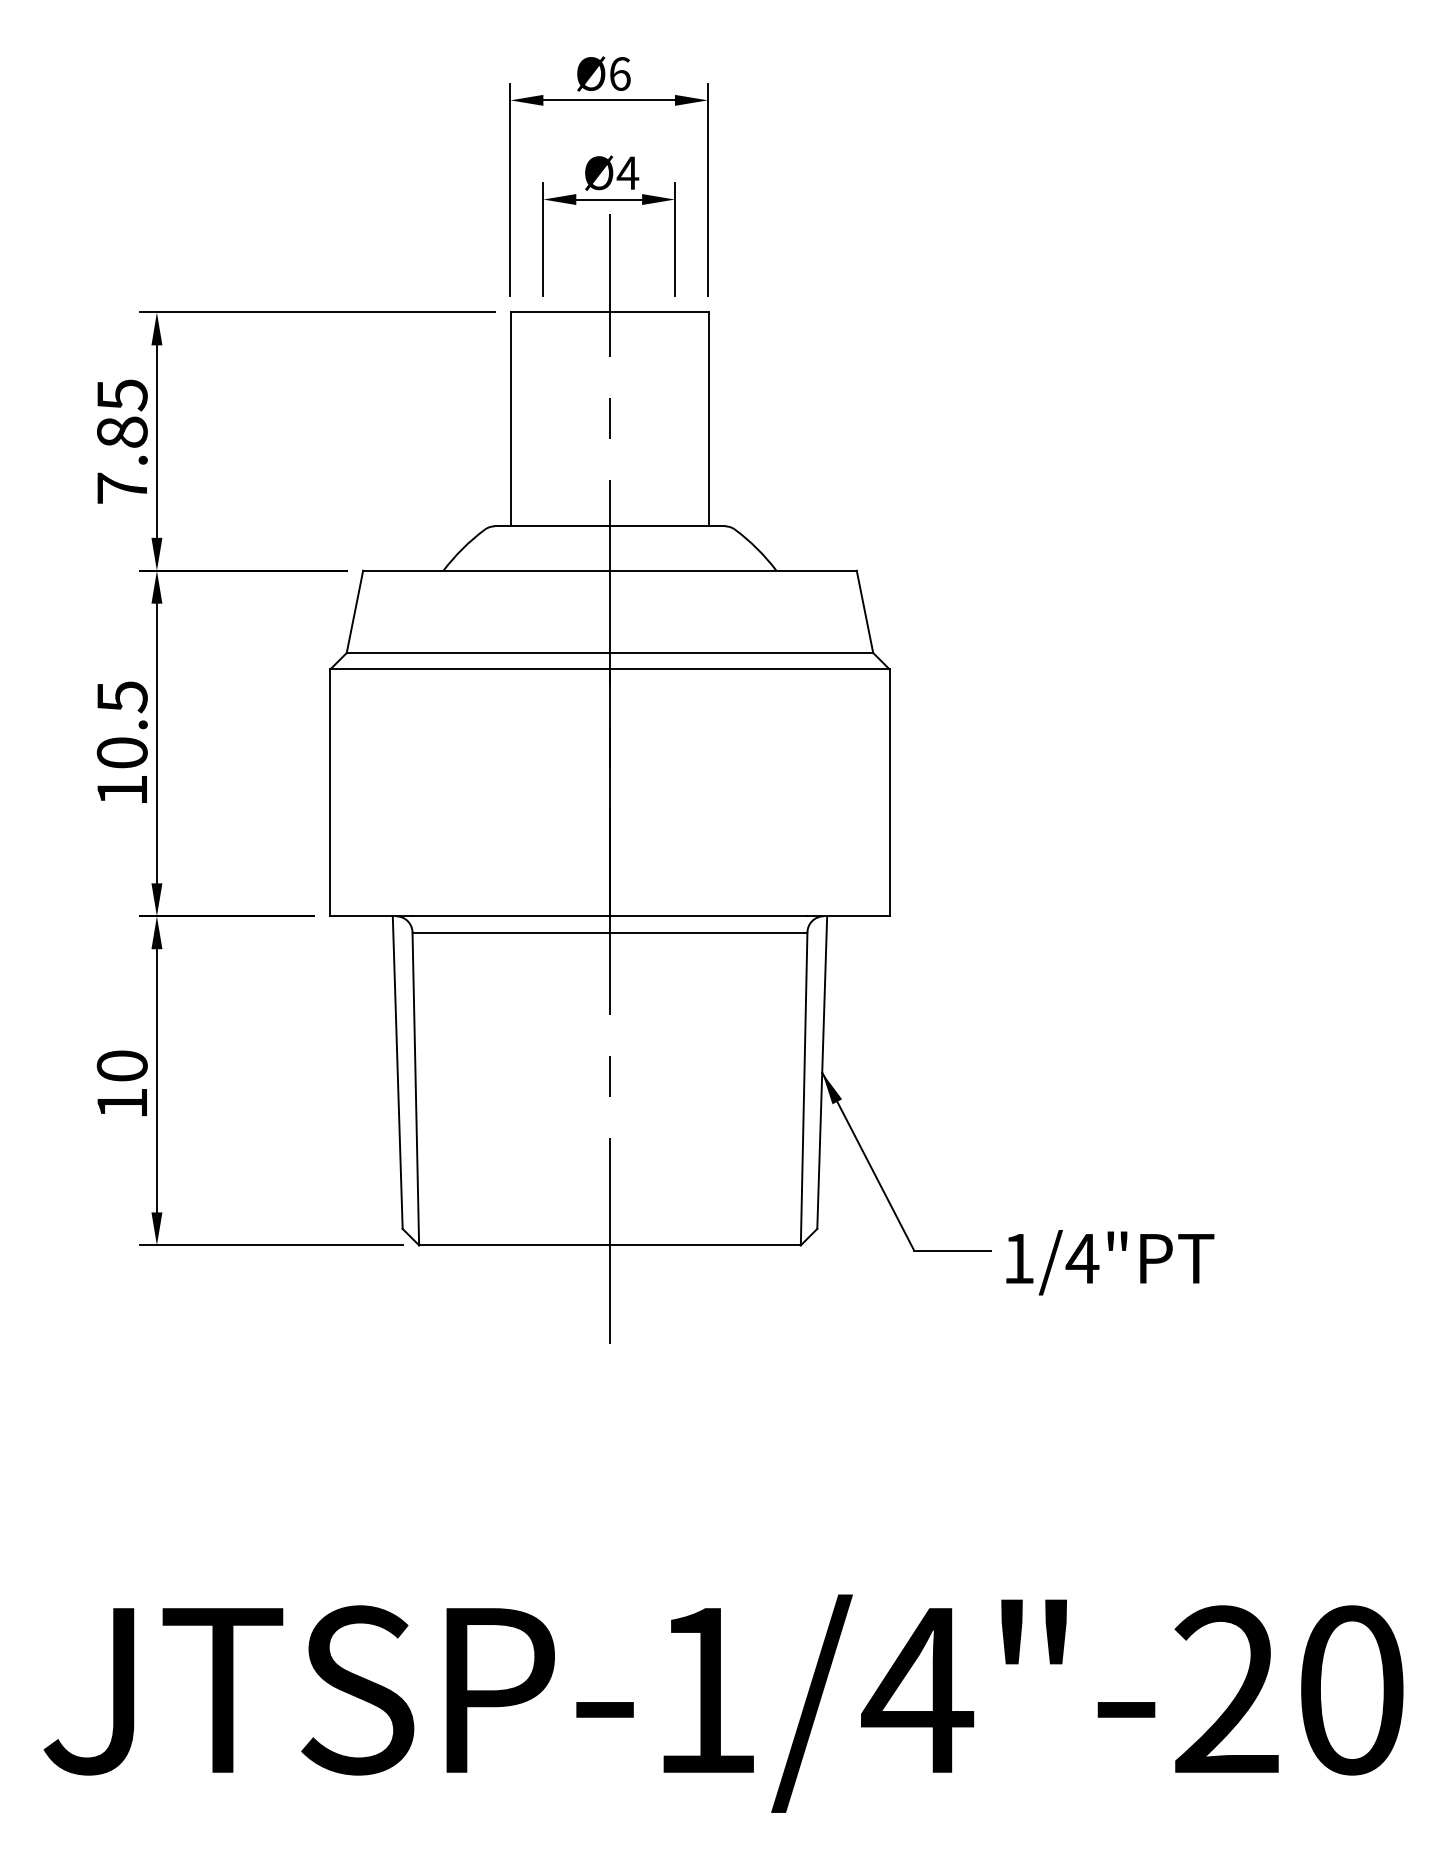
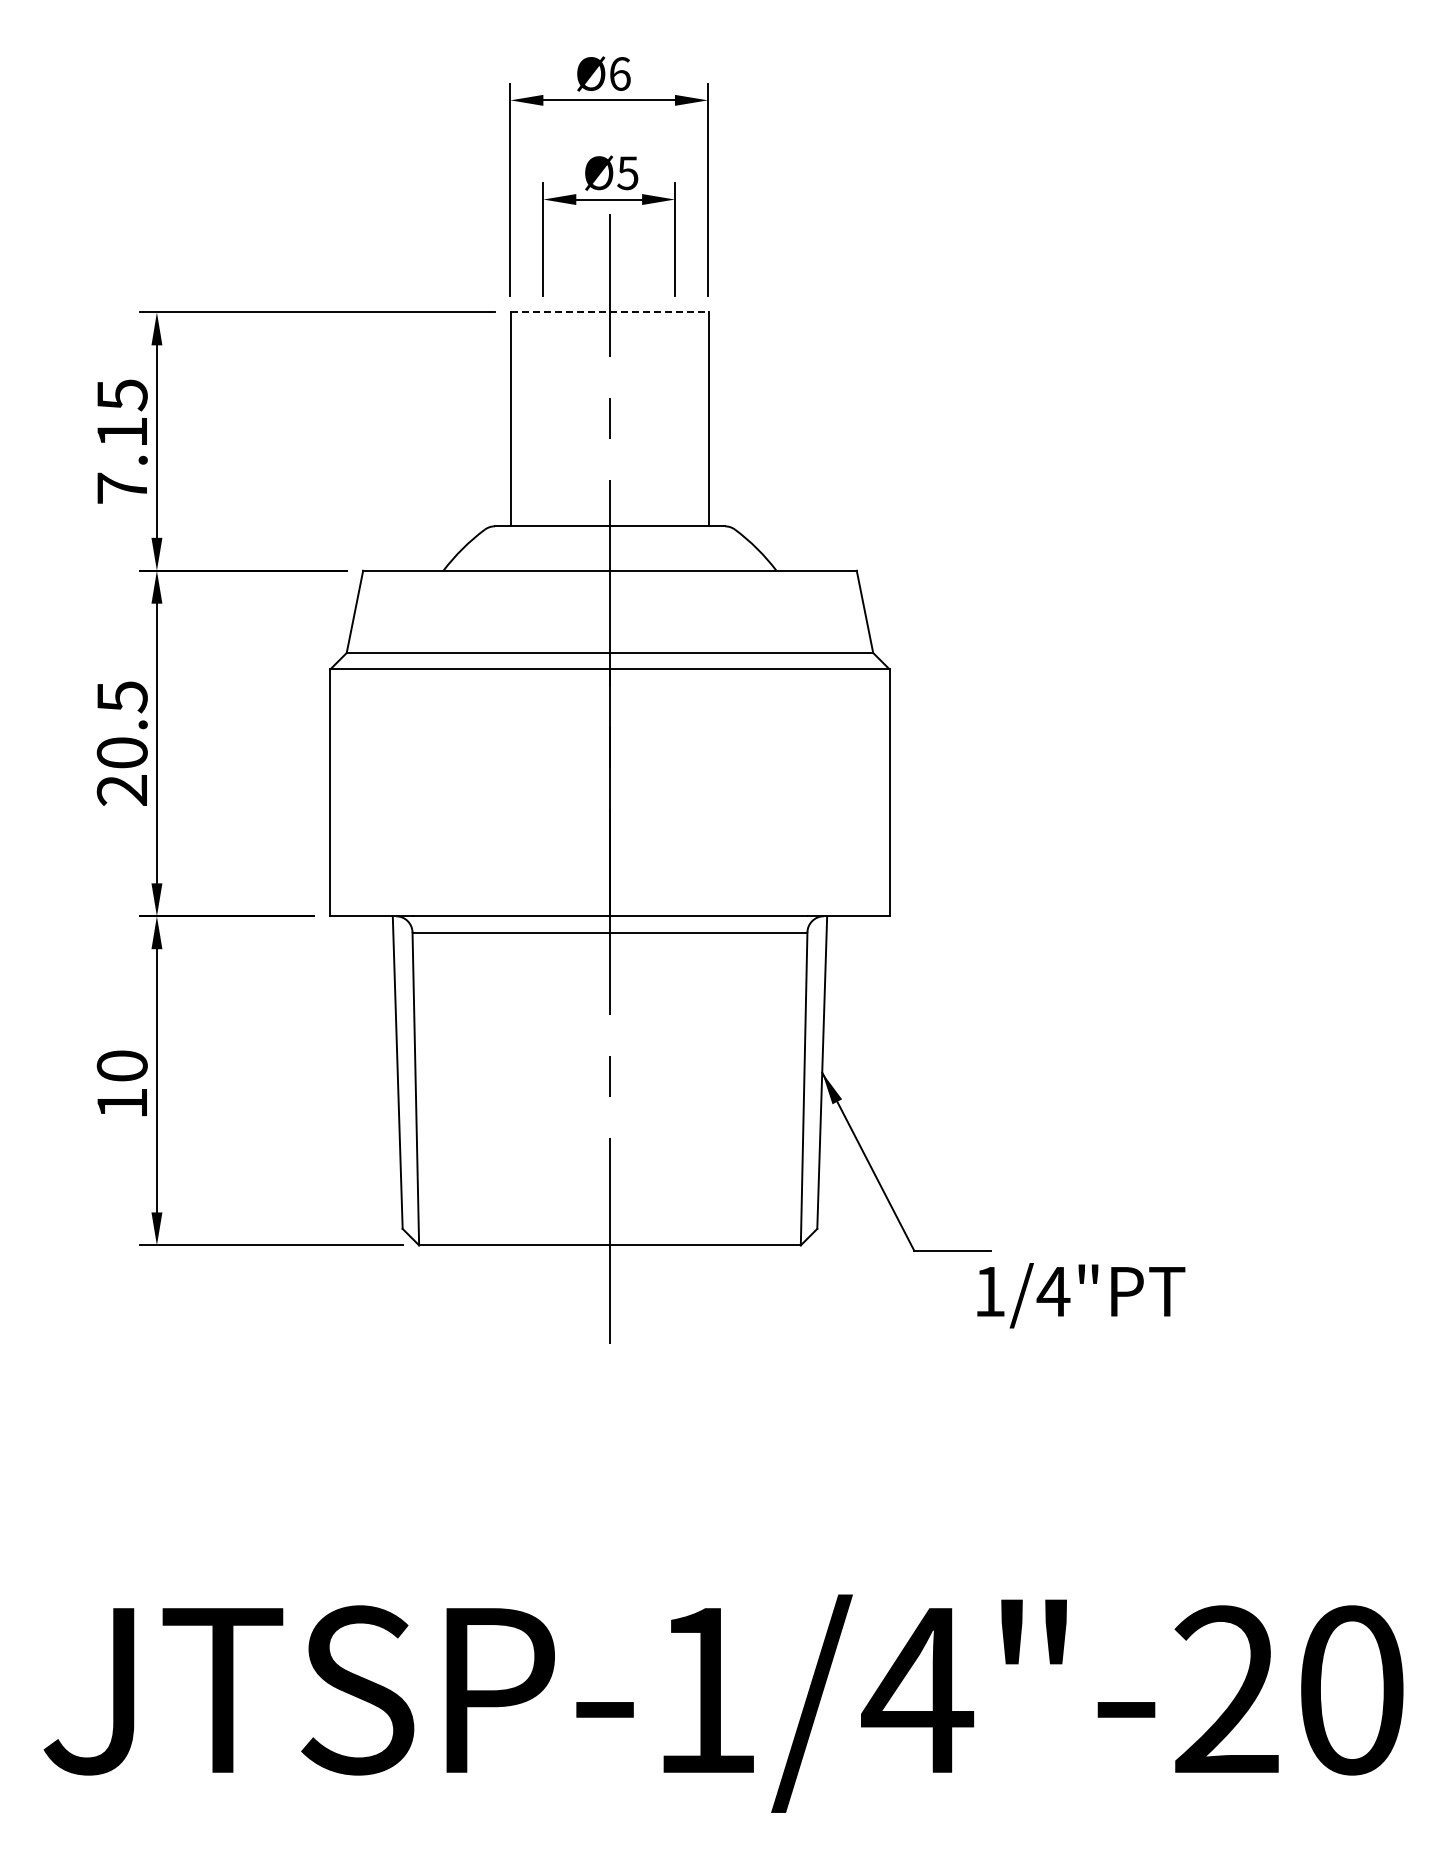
text: Ø4 -> Ø5 (627, 173)
line: solid -> dashed (609, 312)
text: 7.85 -> 7.15 (122, 431)
text: 10.5 -> 20.5 (121, 790)
text position: (1110, 1262) -> (1081, 1295) (1081, 1295)
